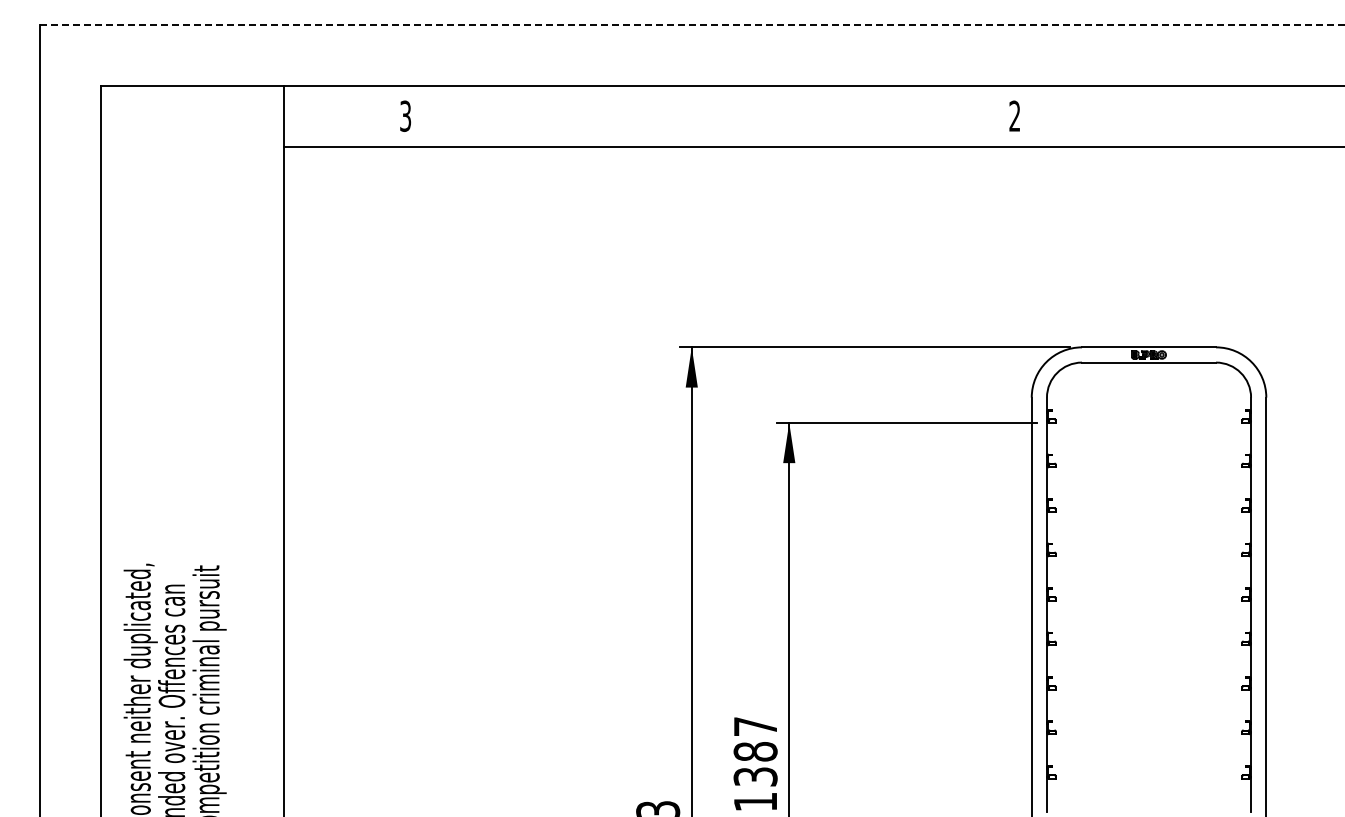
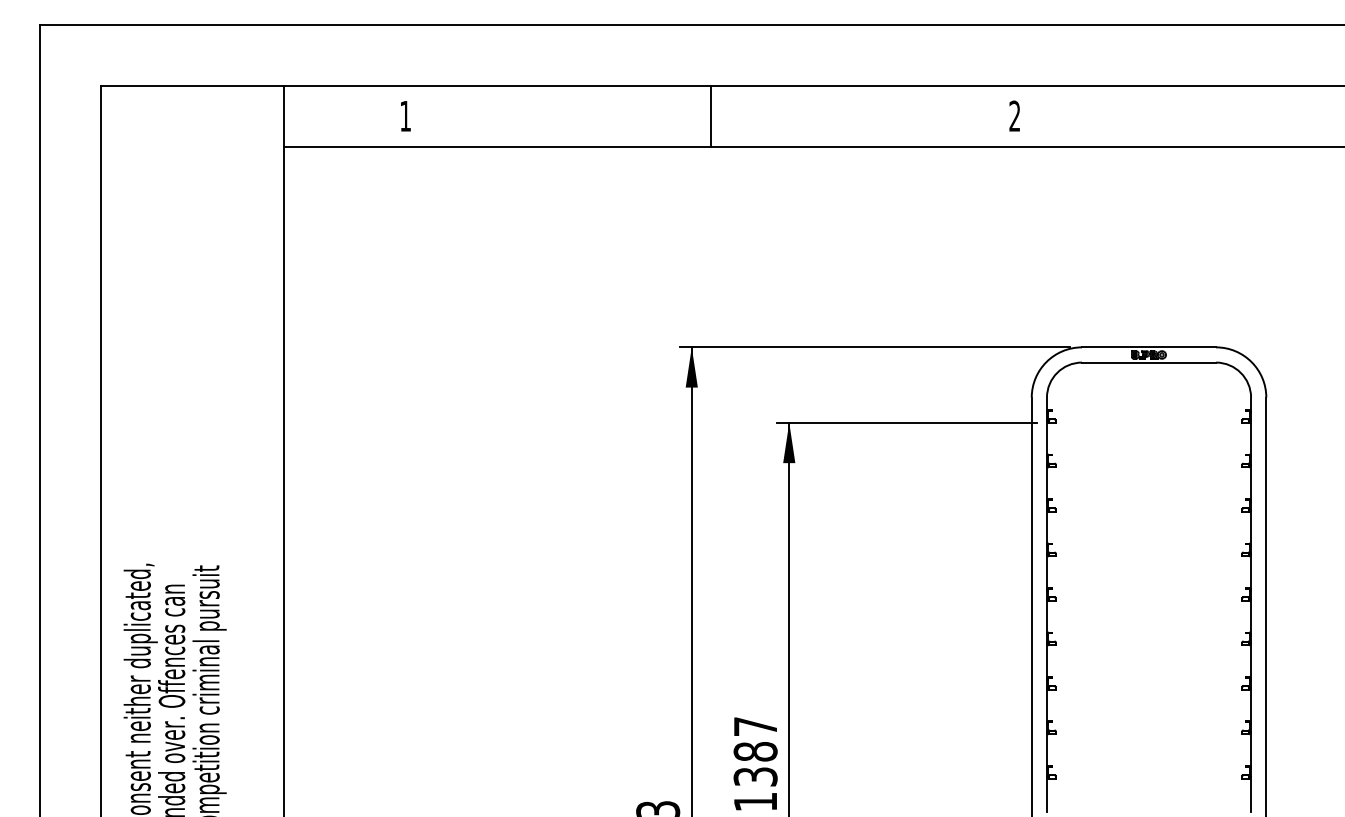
line: dashed -> solid (692, 24)
text: 3 -> 1 (405, 115)
line: none -> present (710, 115)
